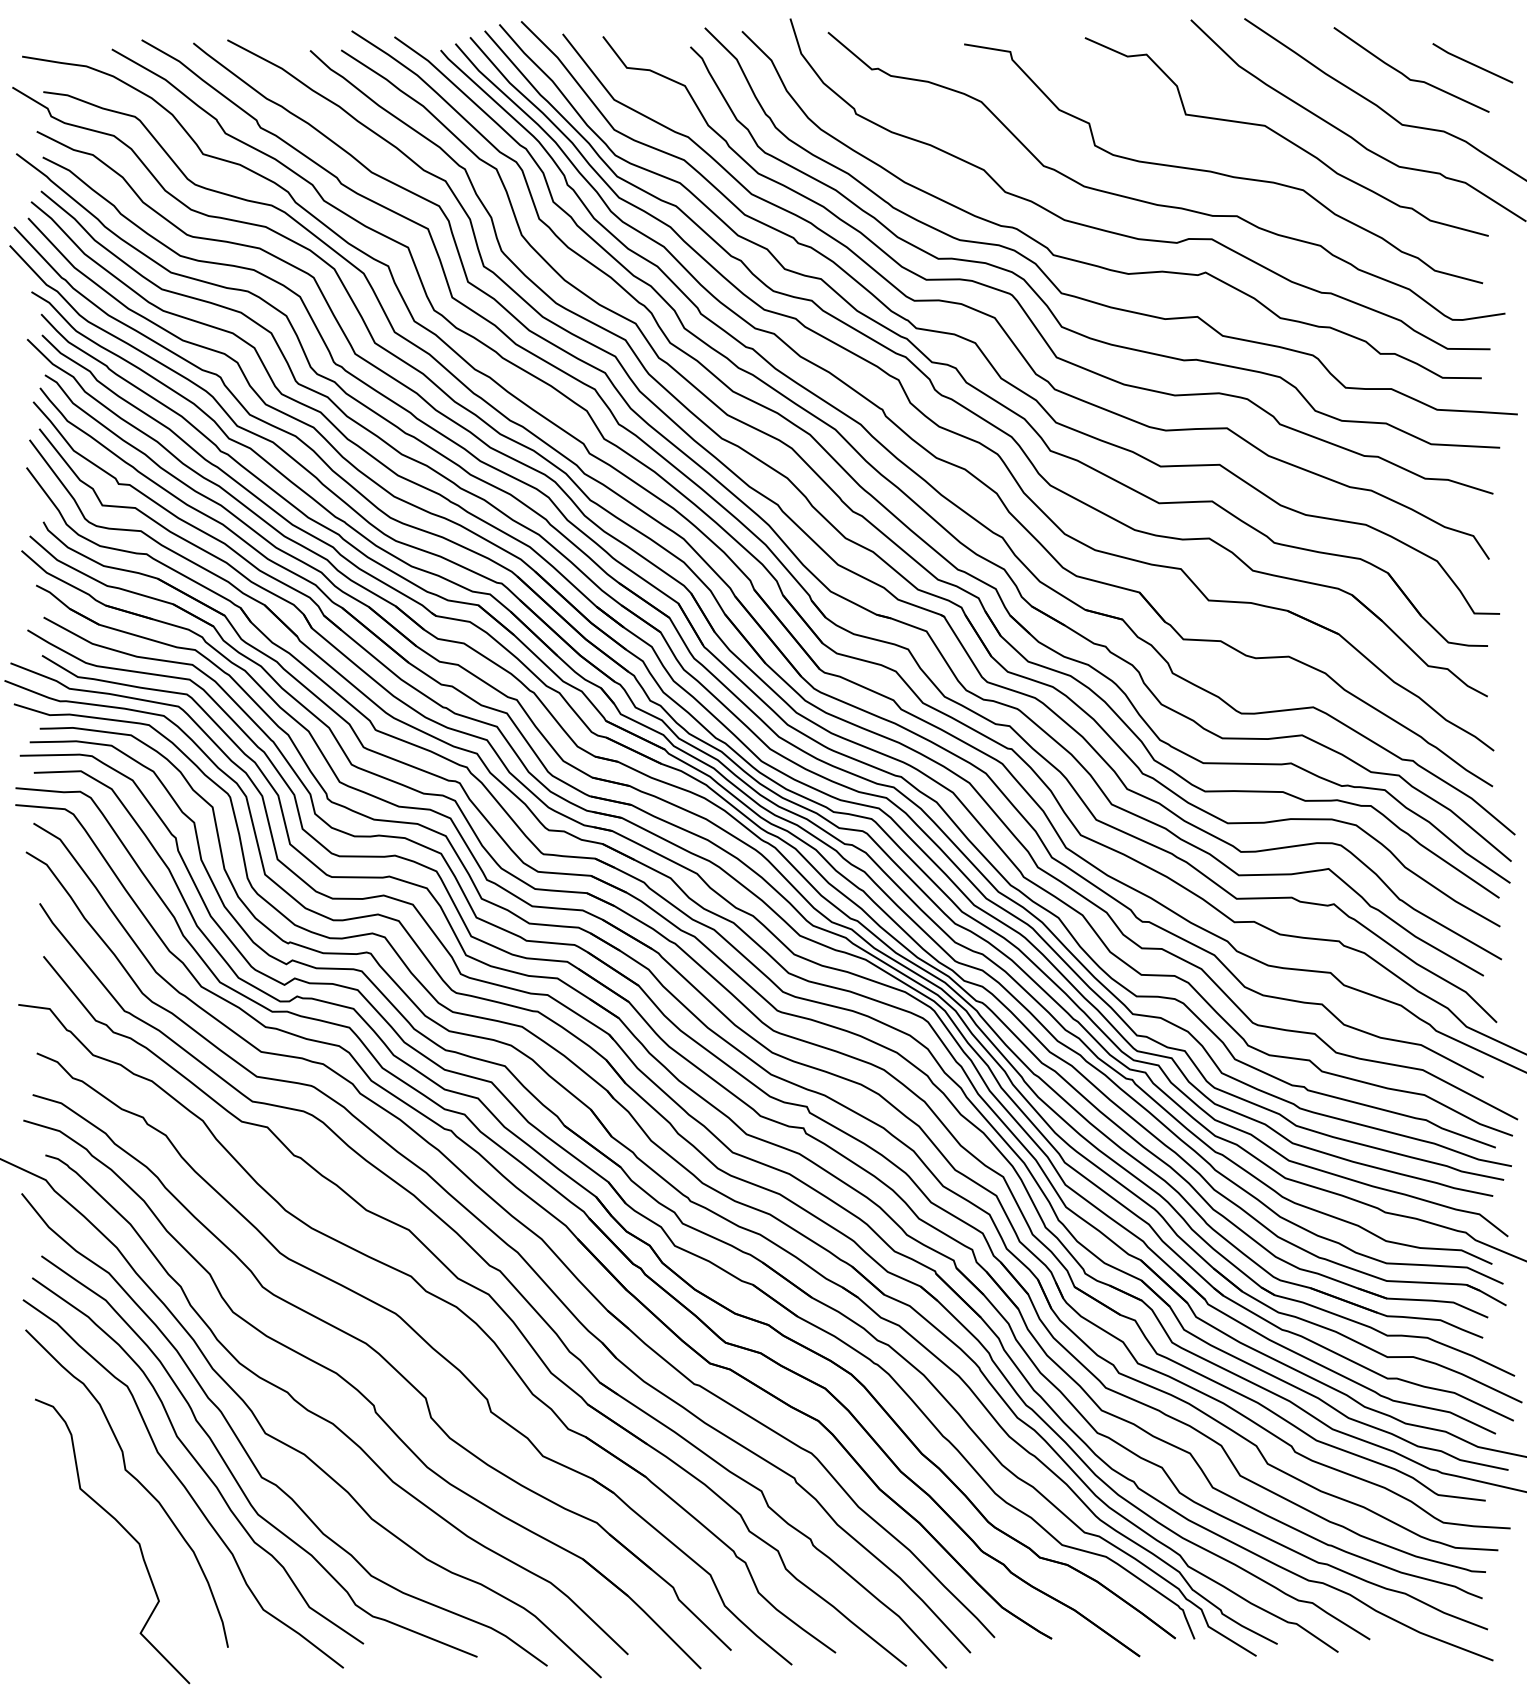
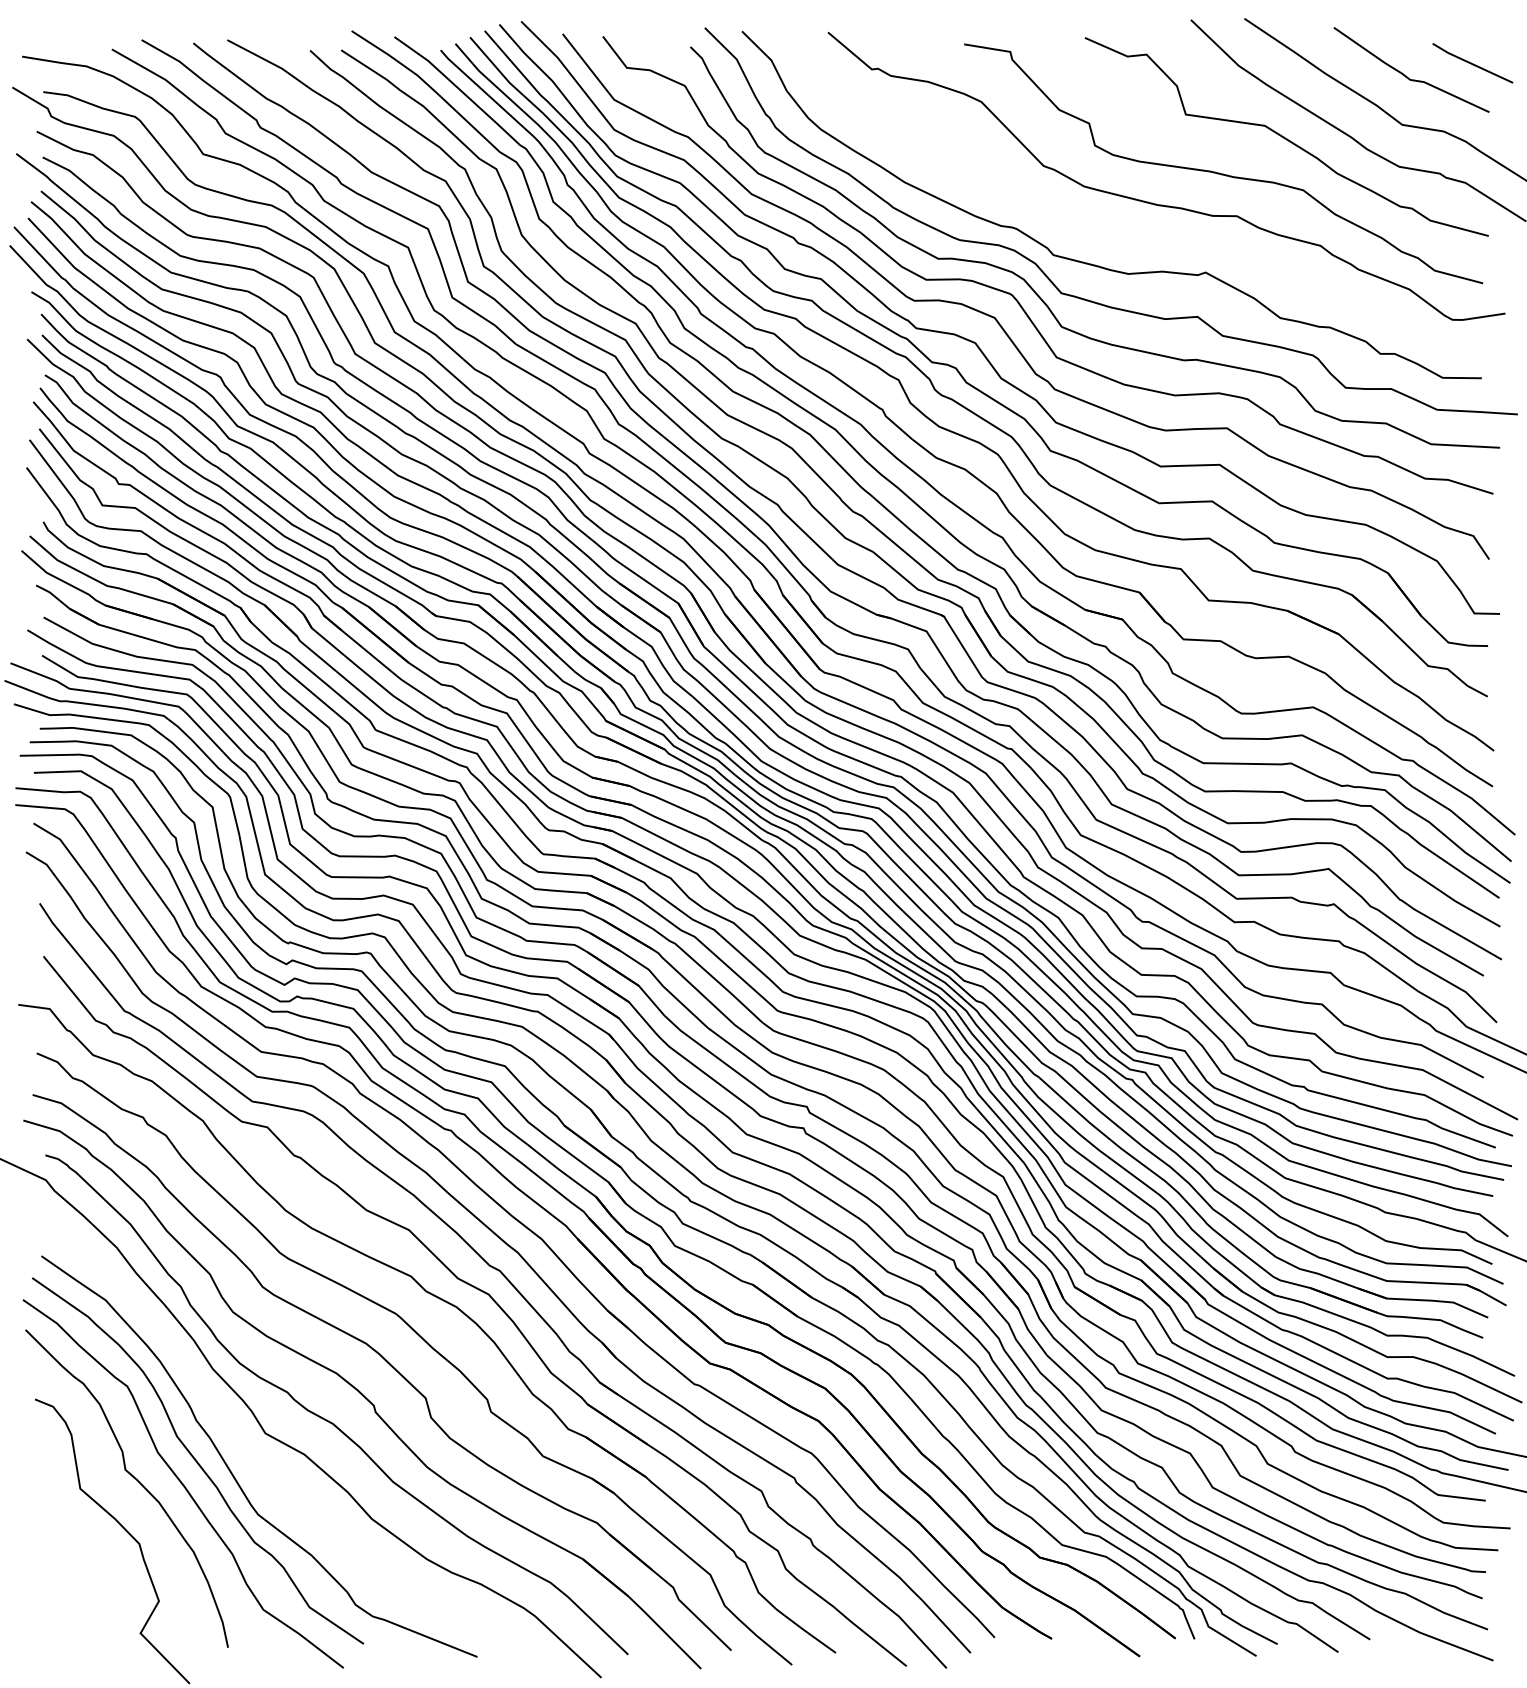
curve: present -> none (1128, 235)
curve: present -> none (246, 1450)
